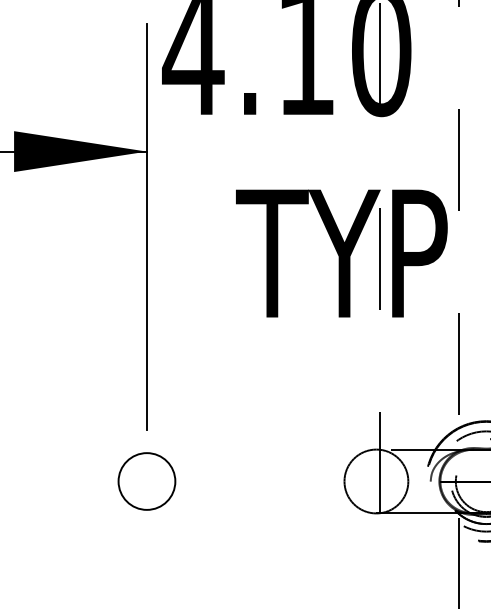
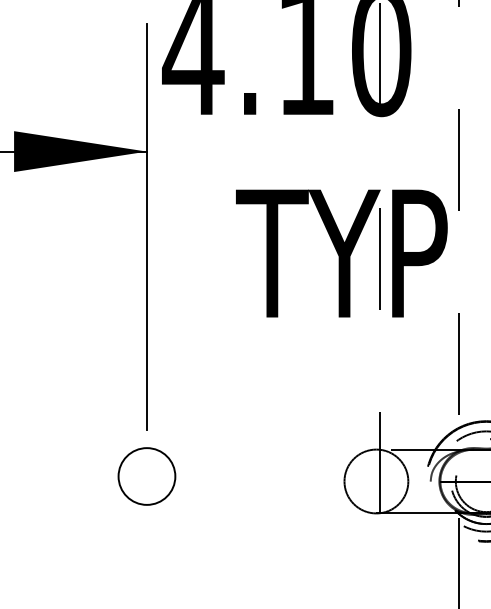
circle position: (146, 481) -> (146, 476) (146, 476)
